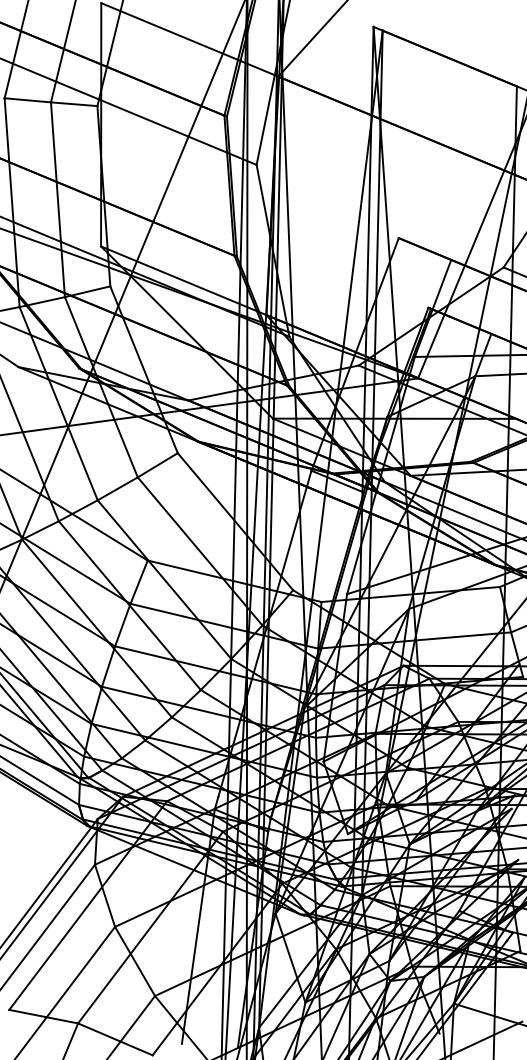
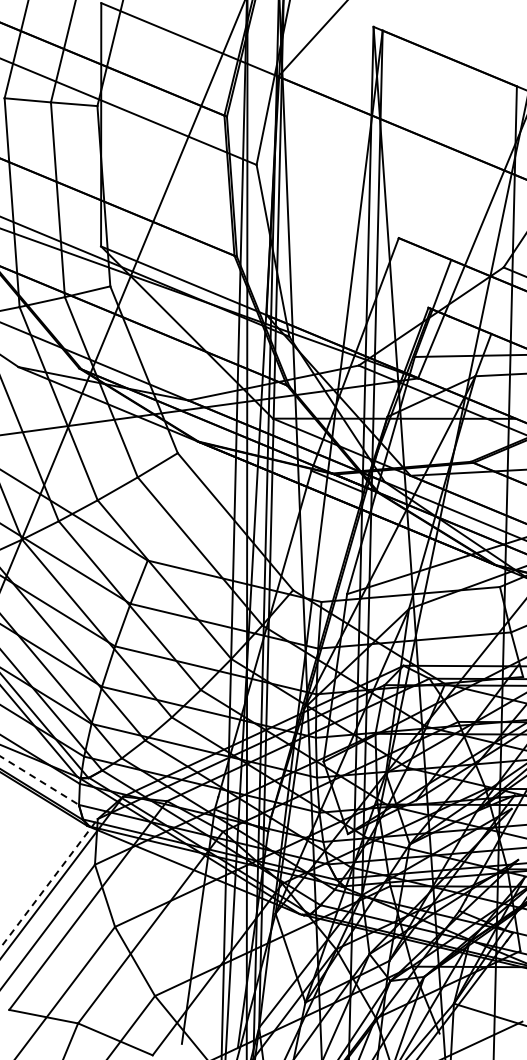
line: solid -> dashed (39, 780)
line: solid -> dashed (48, 883)
